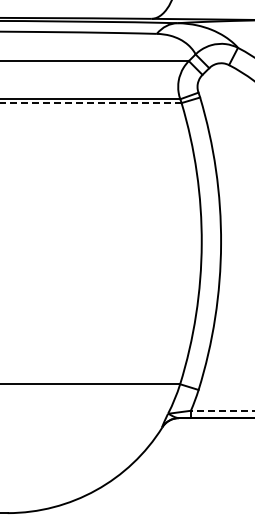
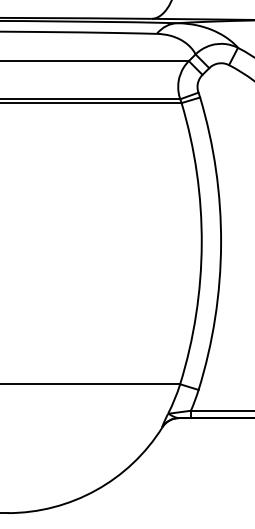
line: dashed -> solid (90, 103)
line: dashed -> solid (222, 410)
